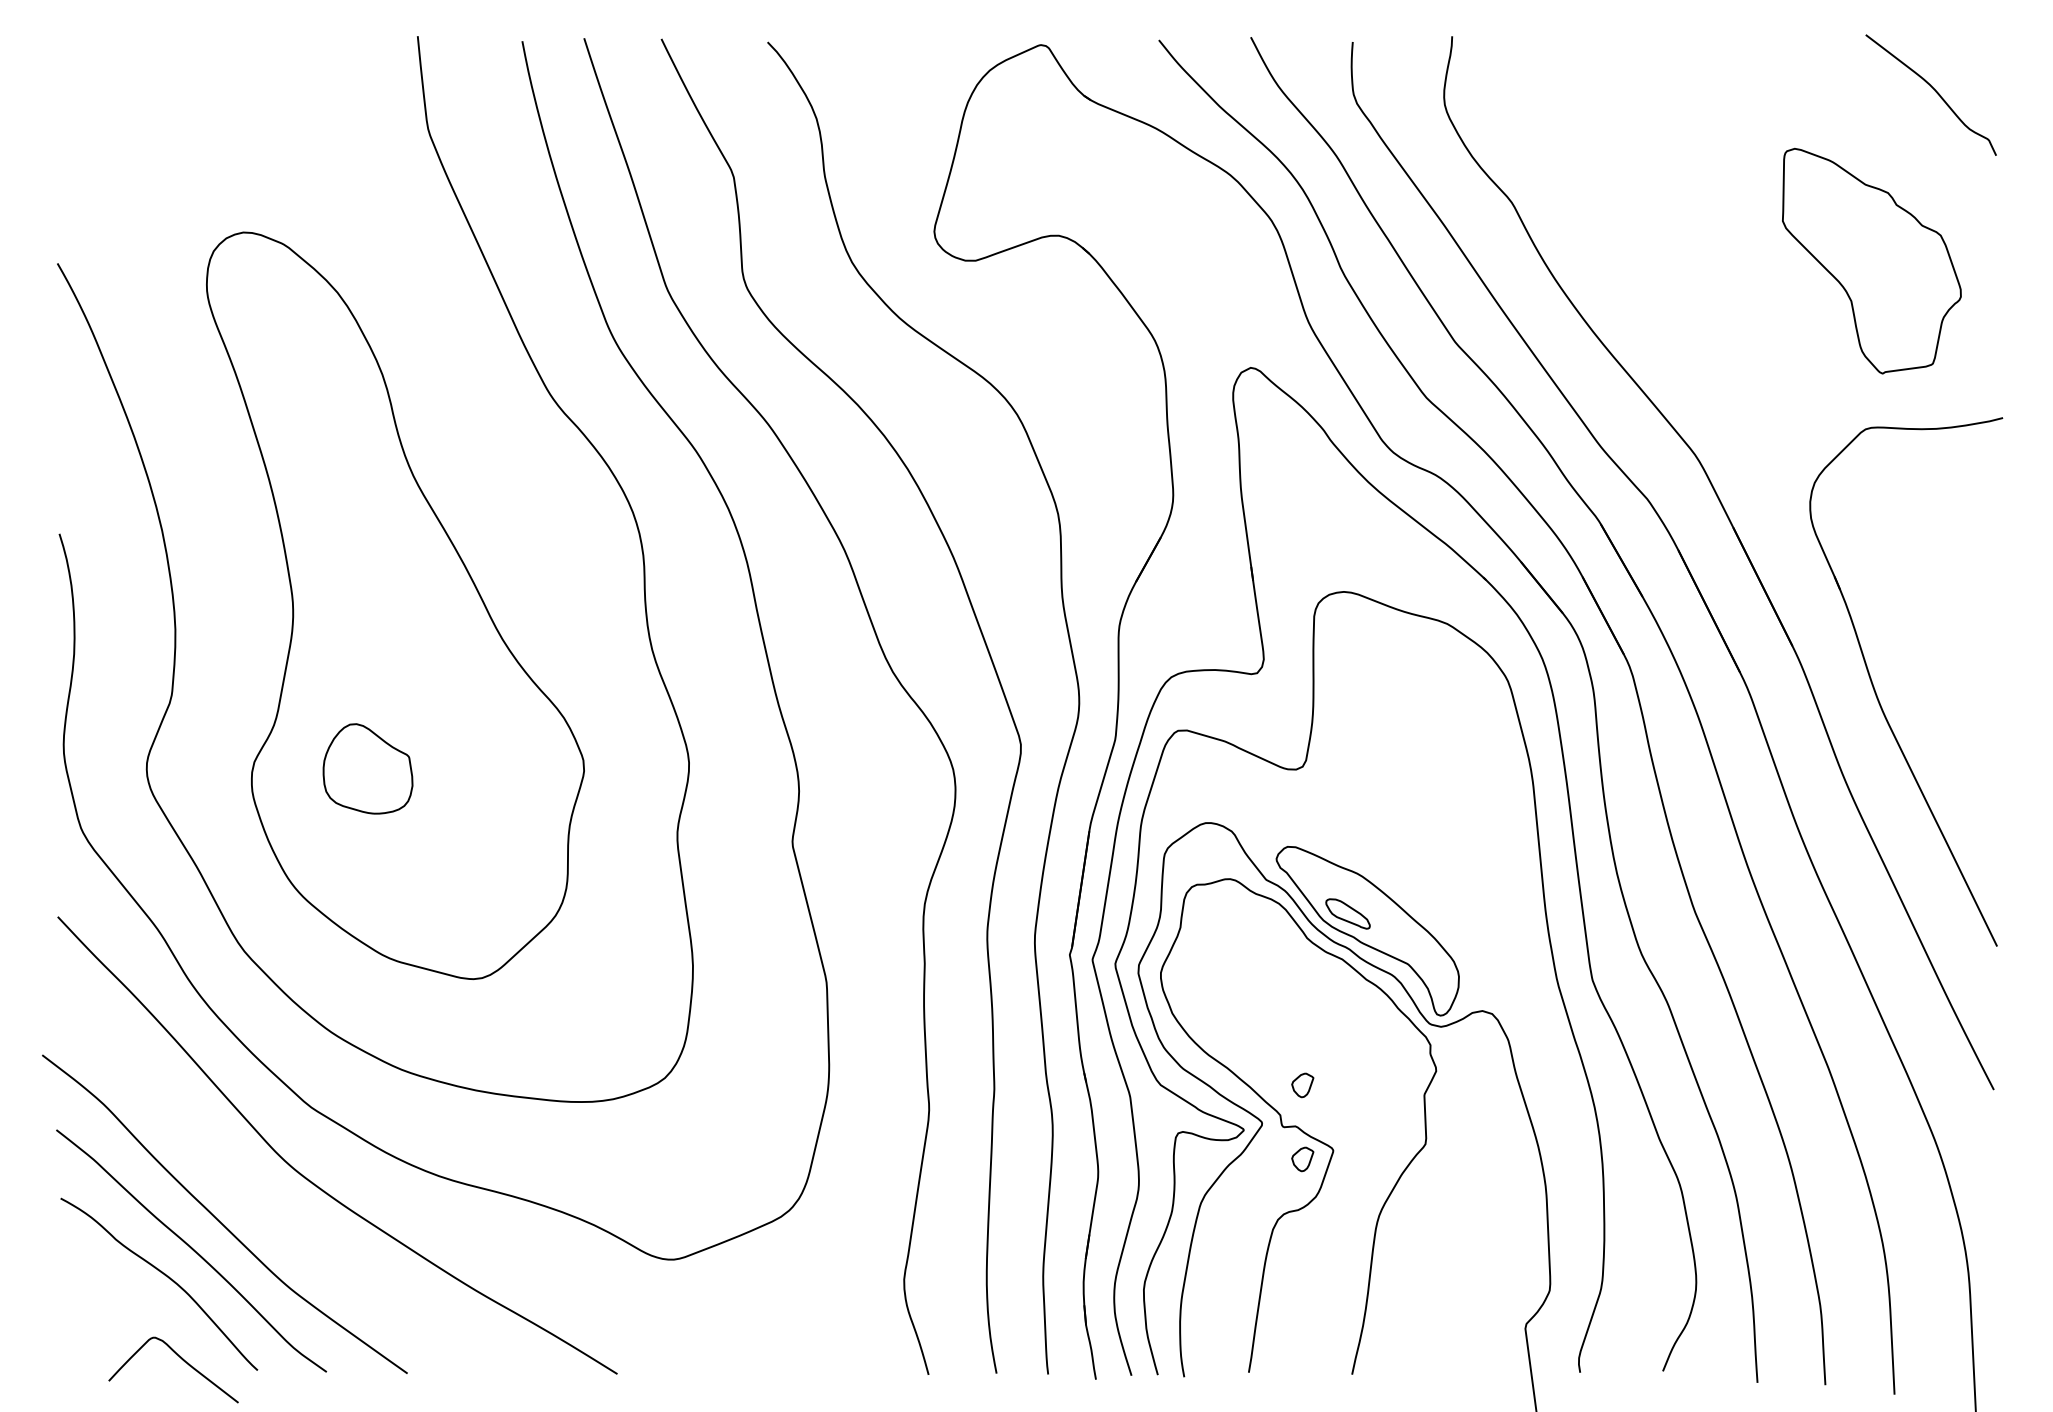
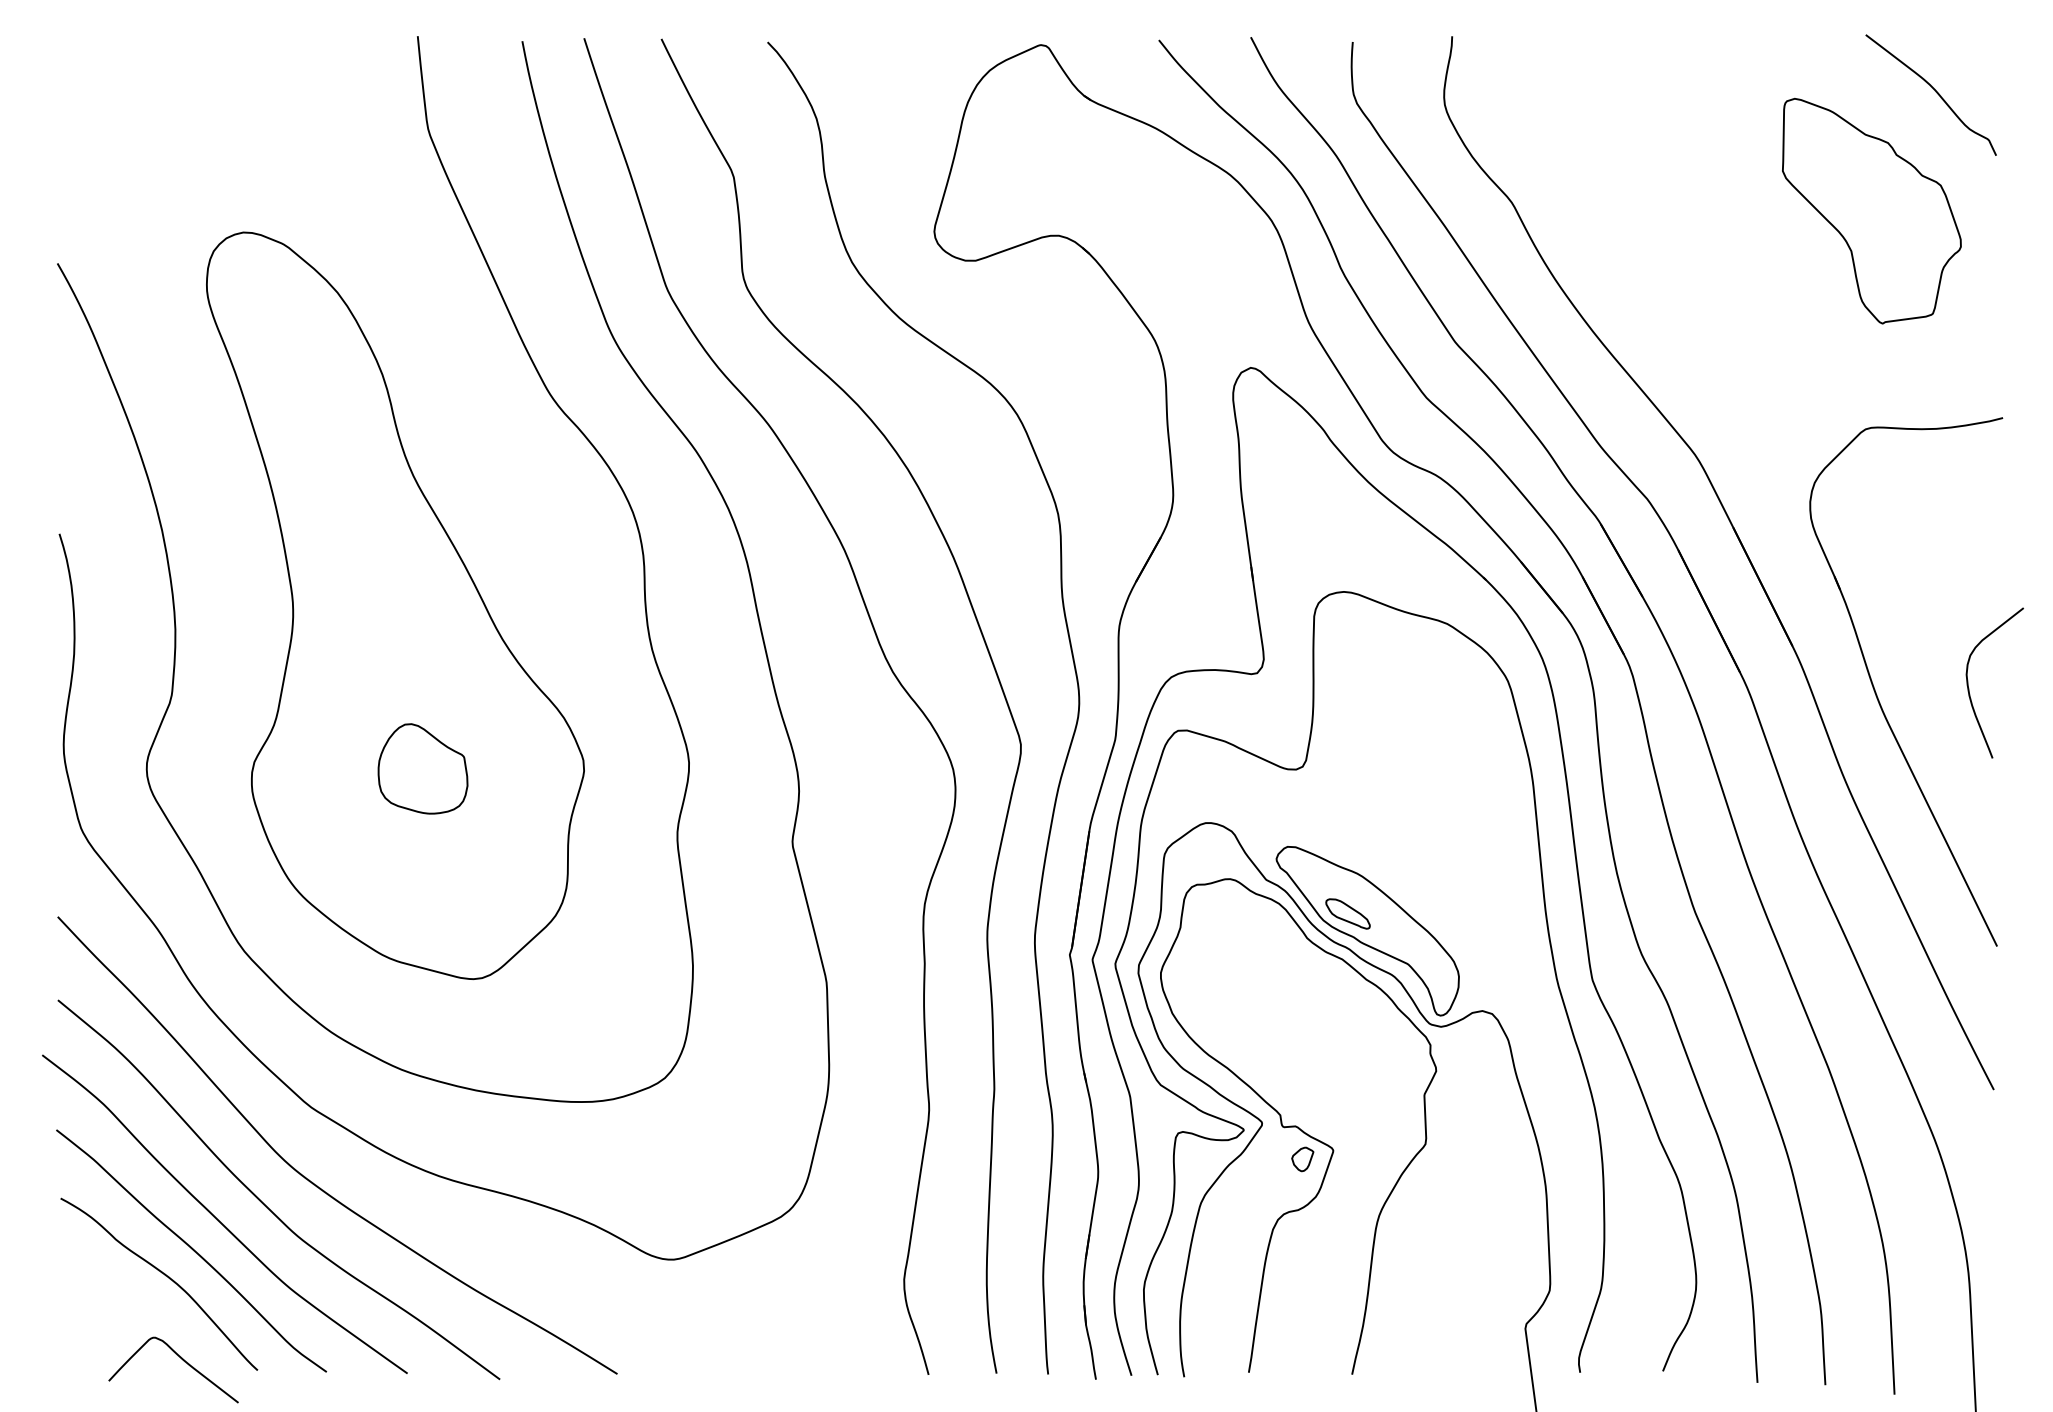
part position: (1871, 260) -> (1871, 210) (1871, 210)
curve: none -> present (1969, 688)
part position: (367, 768) -> (422, 768) (422, 768)
part: present -> none (1302, 1085)
curve: none -> present (264, 1203)
